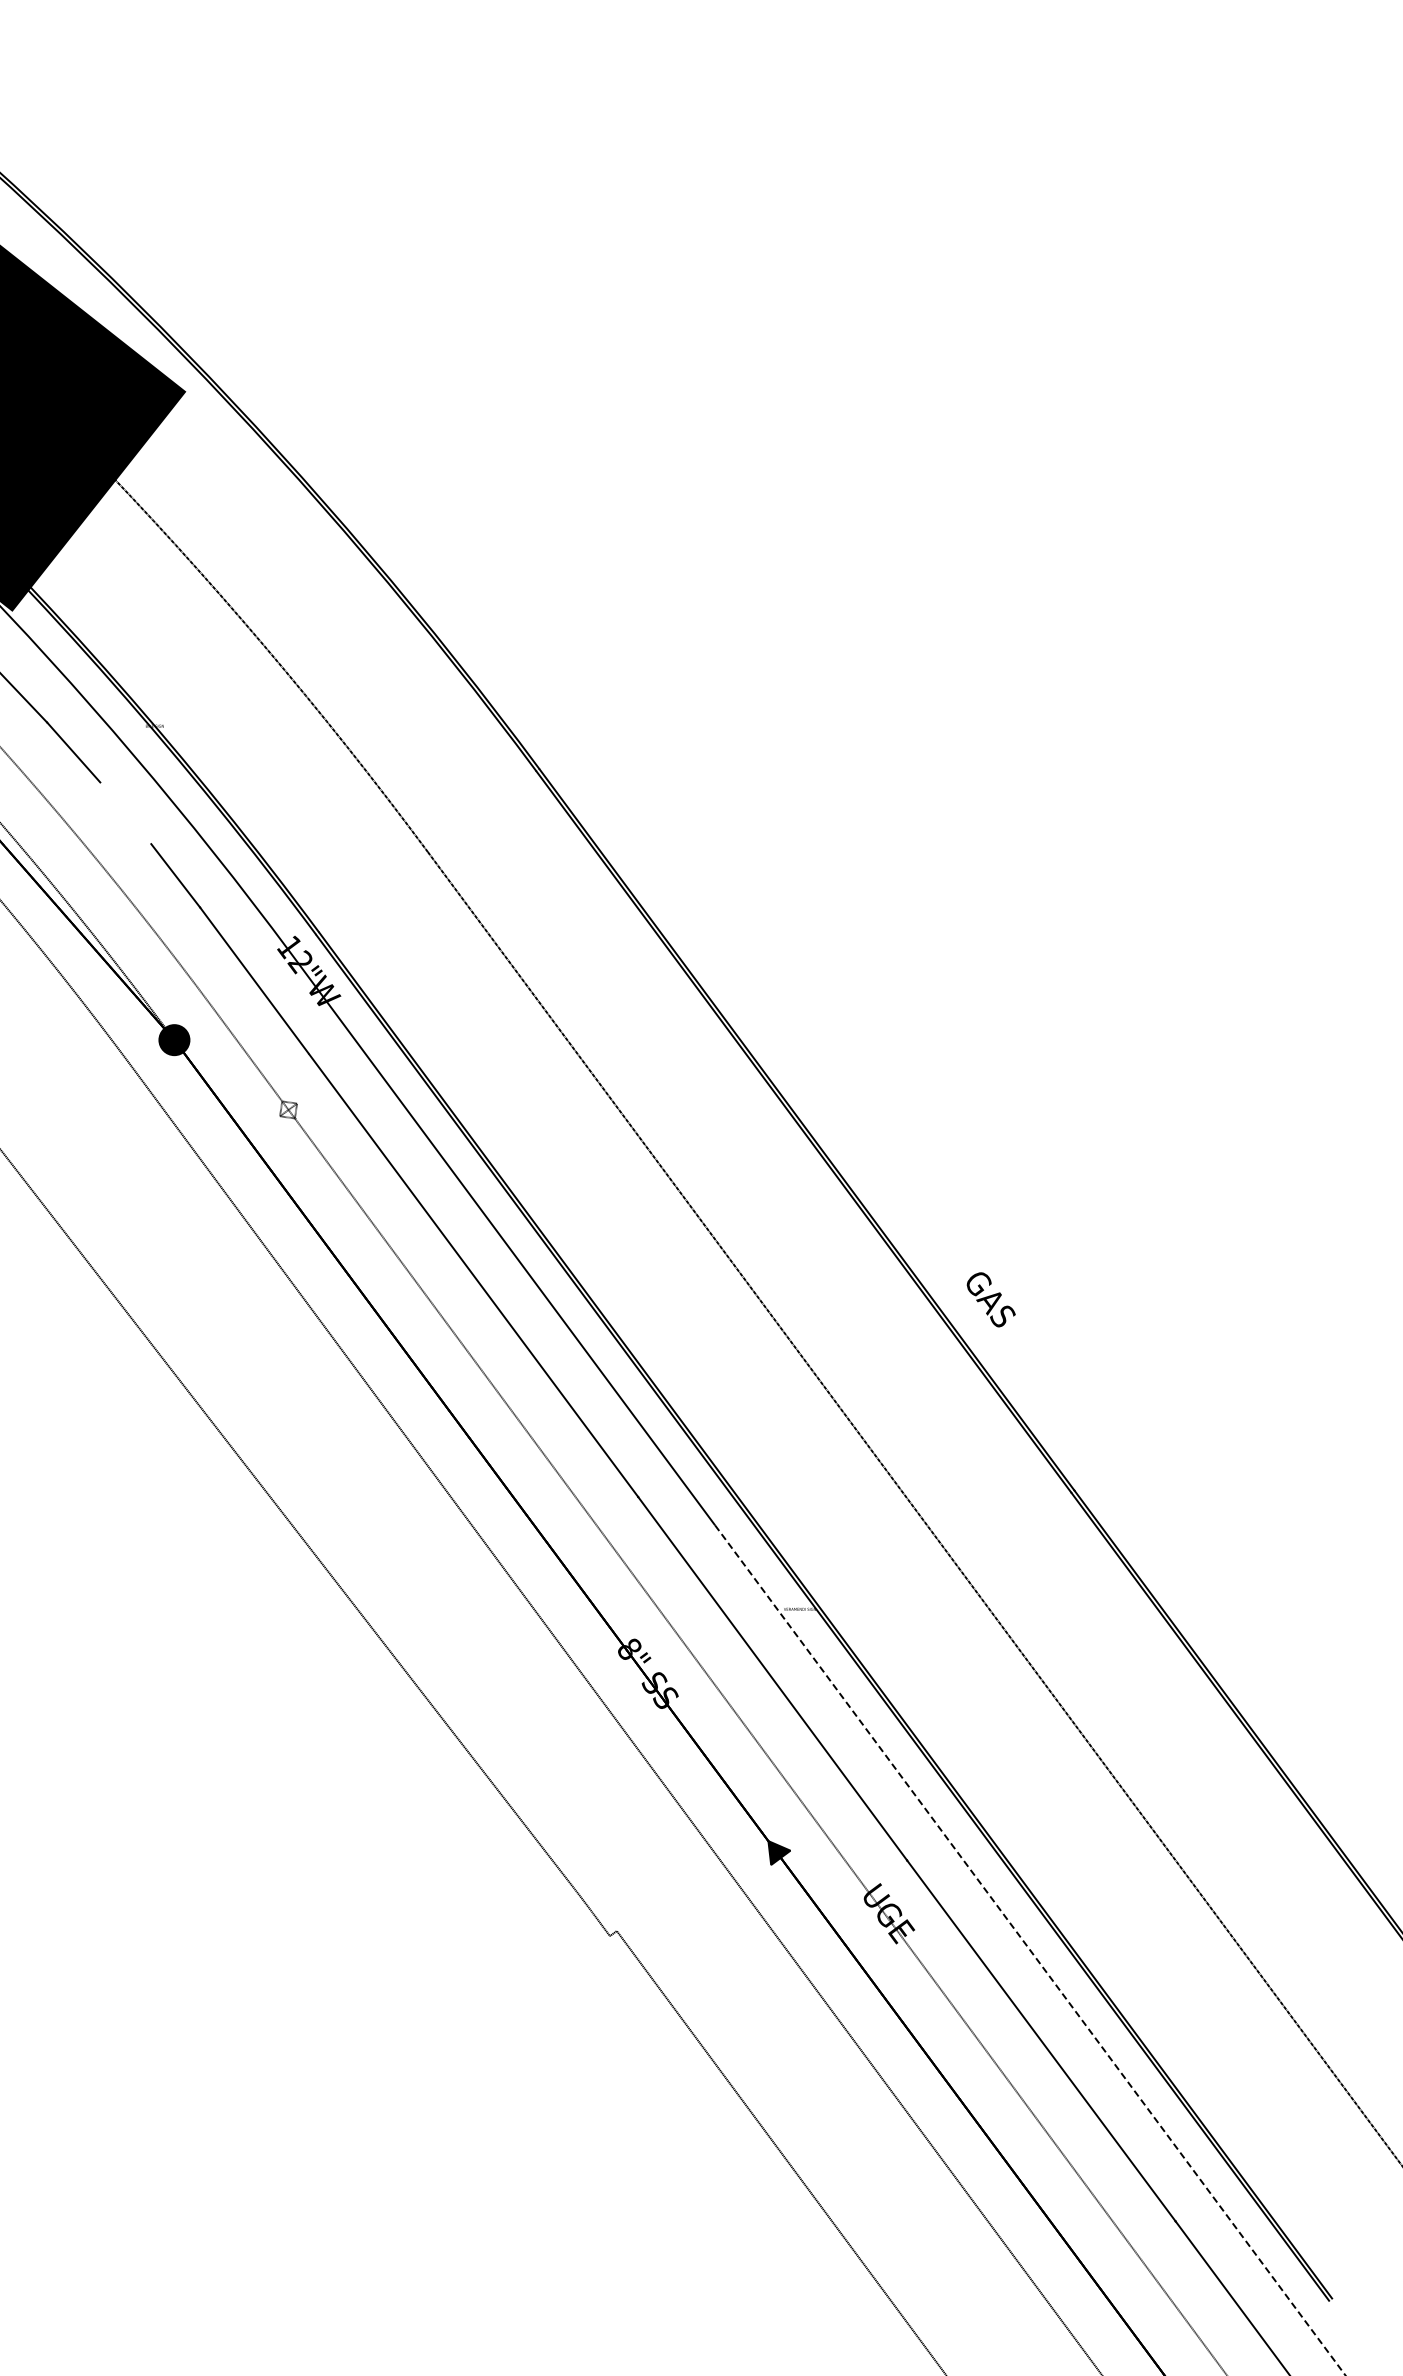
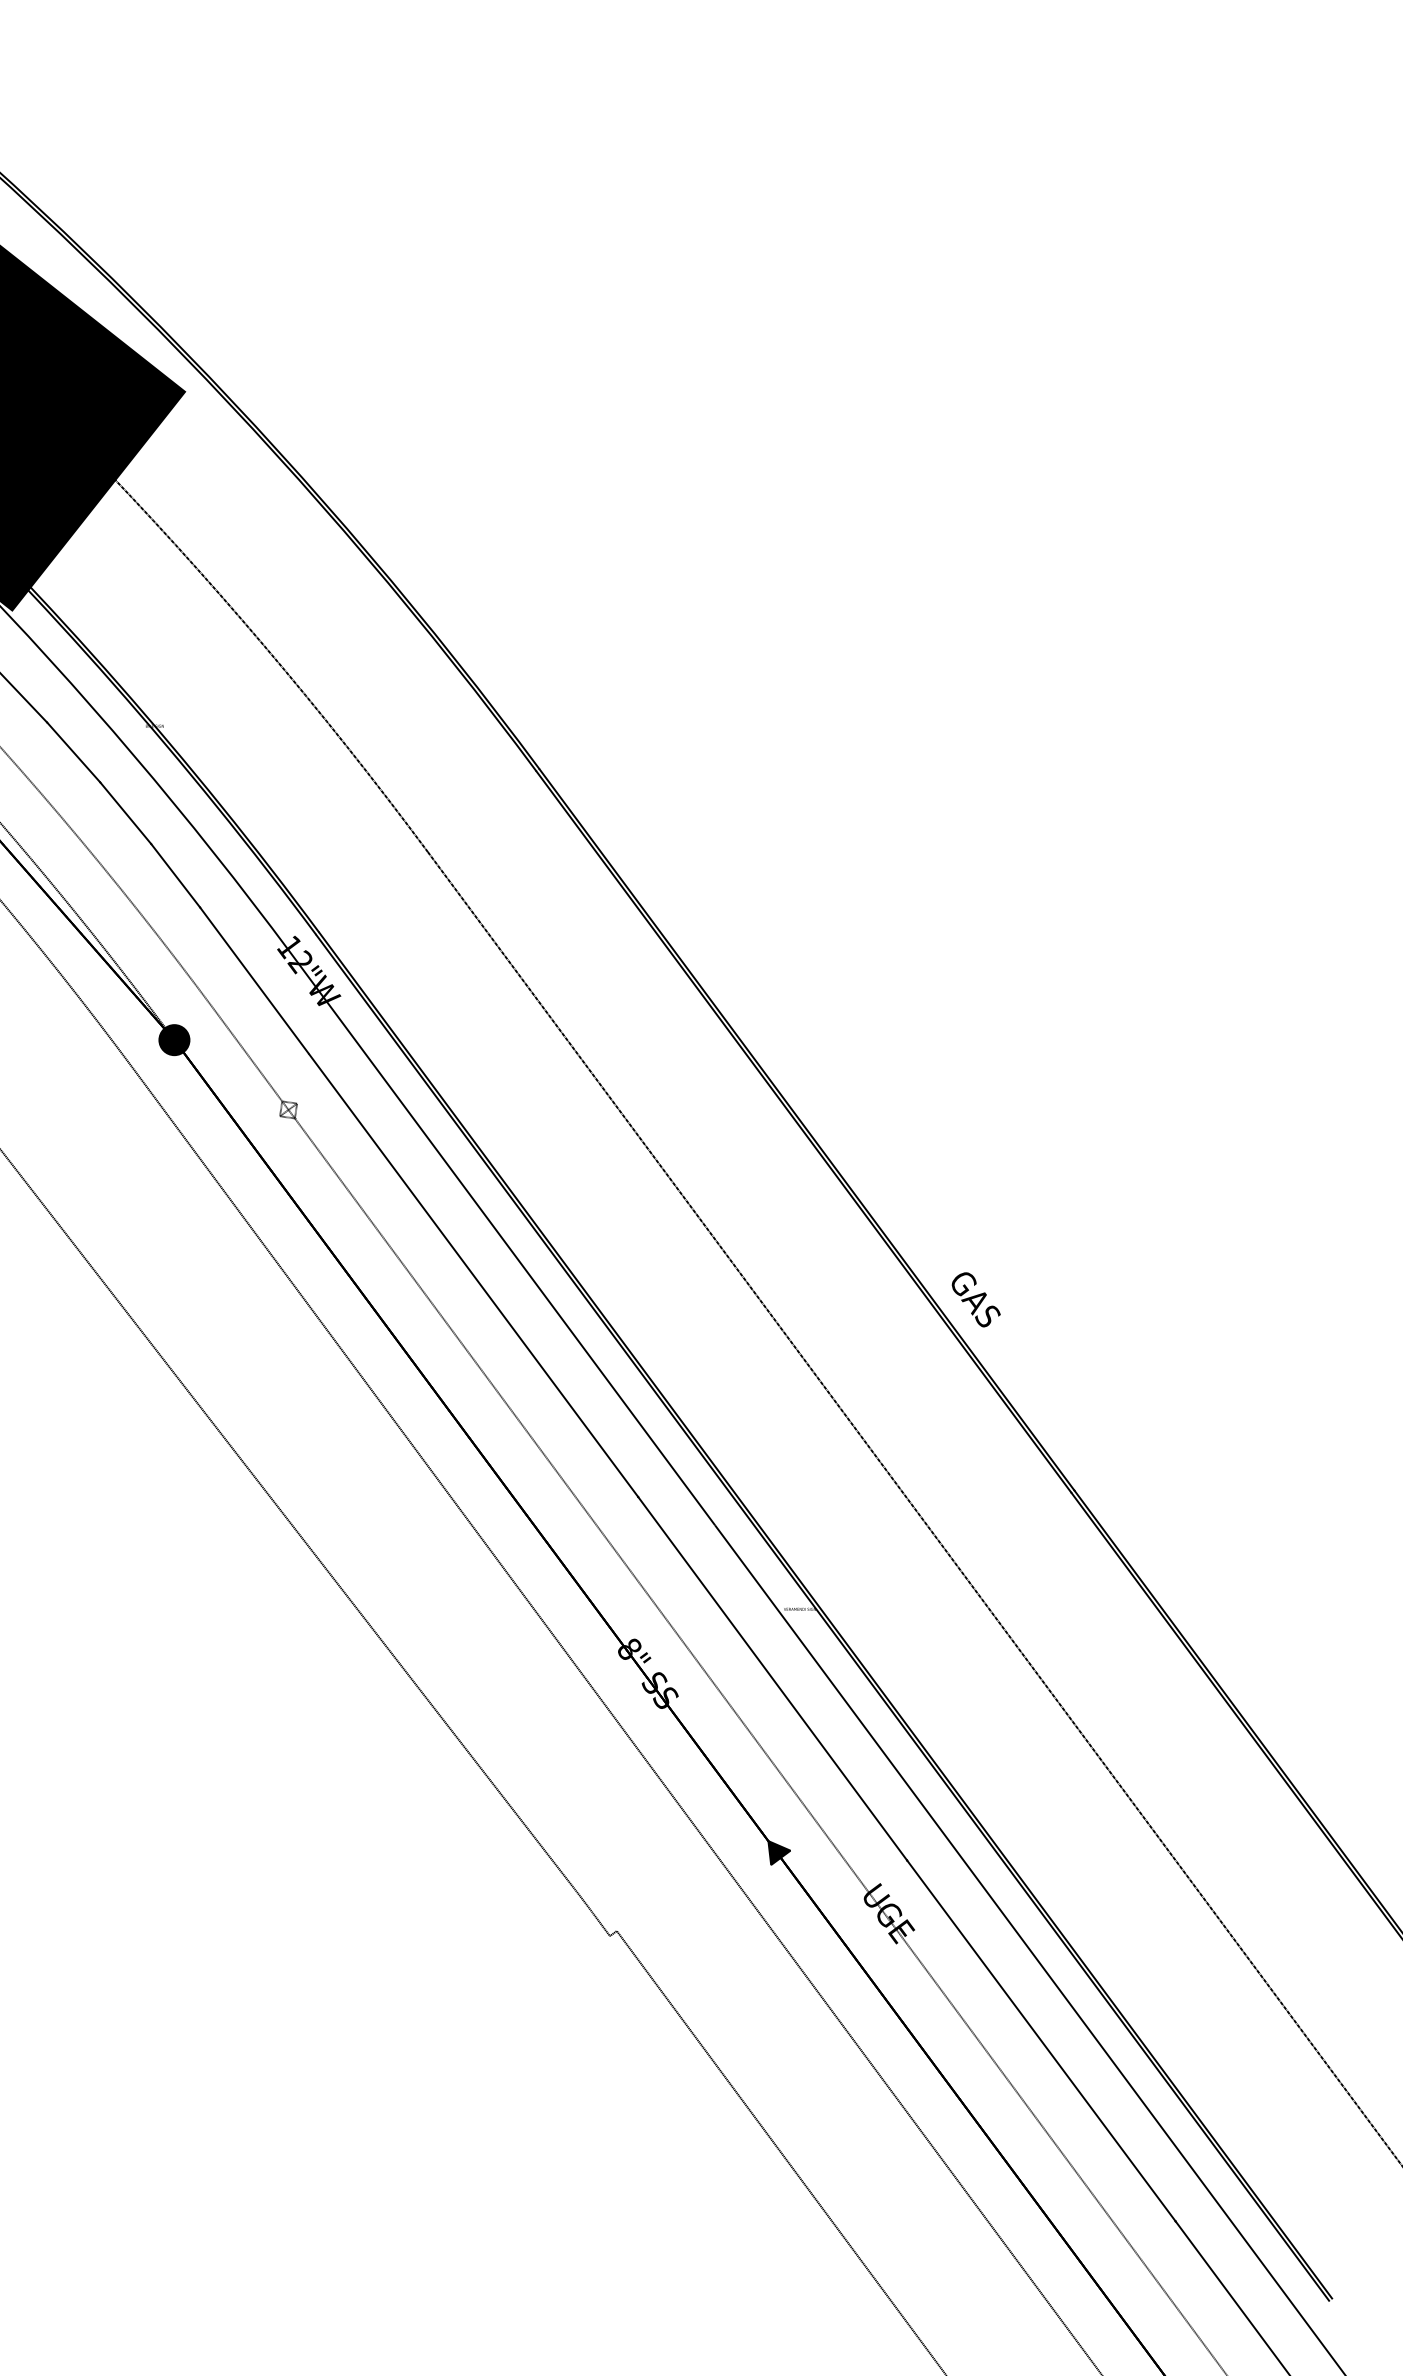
line: none -> present (125, 813)
text position: (990, 1299) -> (975, 1299) (975, 1299)
line: dashed -> solid (1030, 1950)
